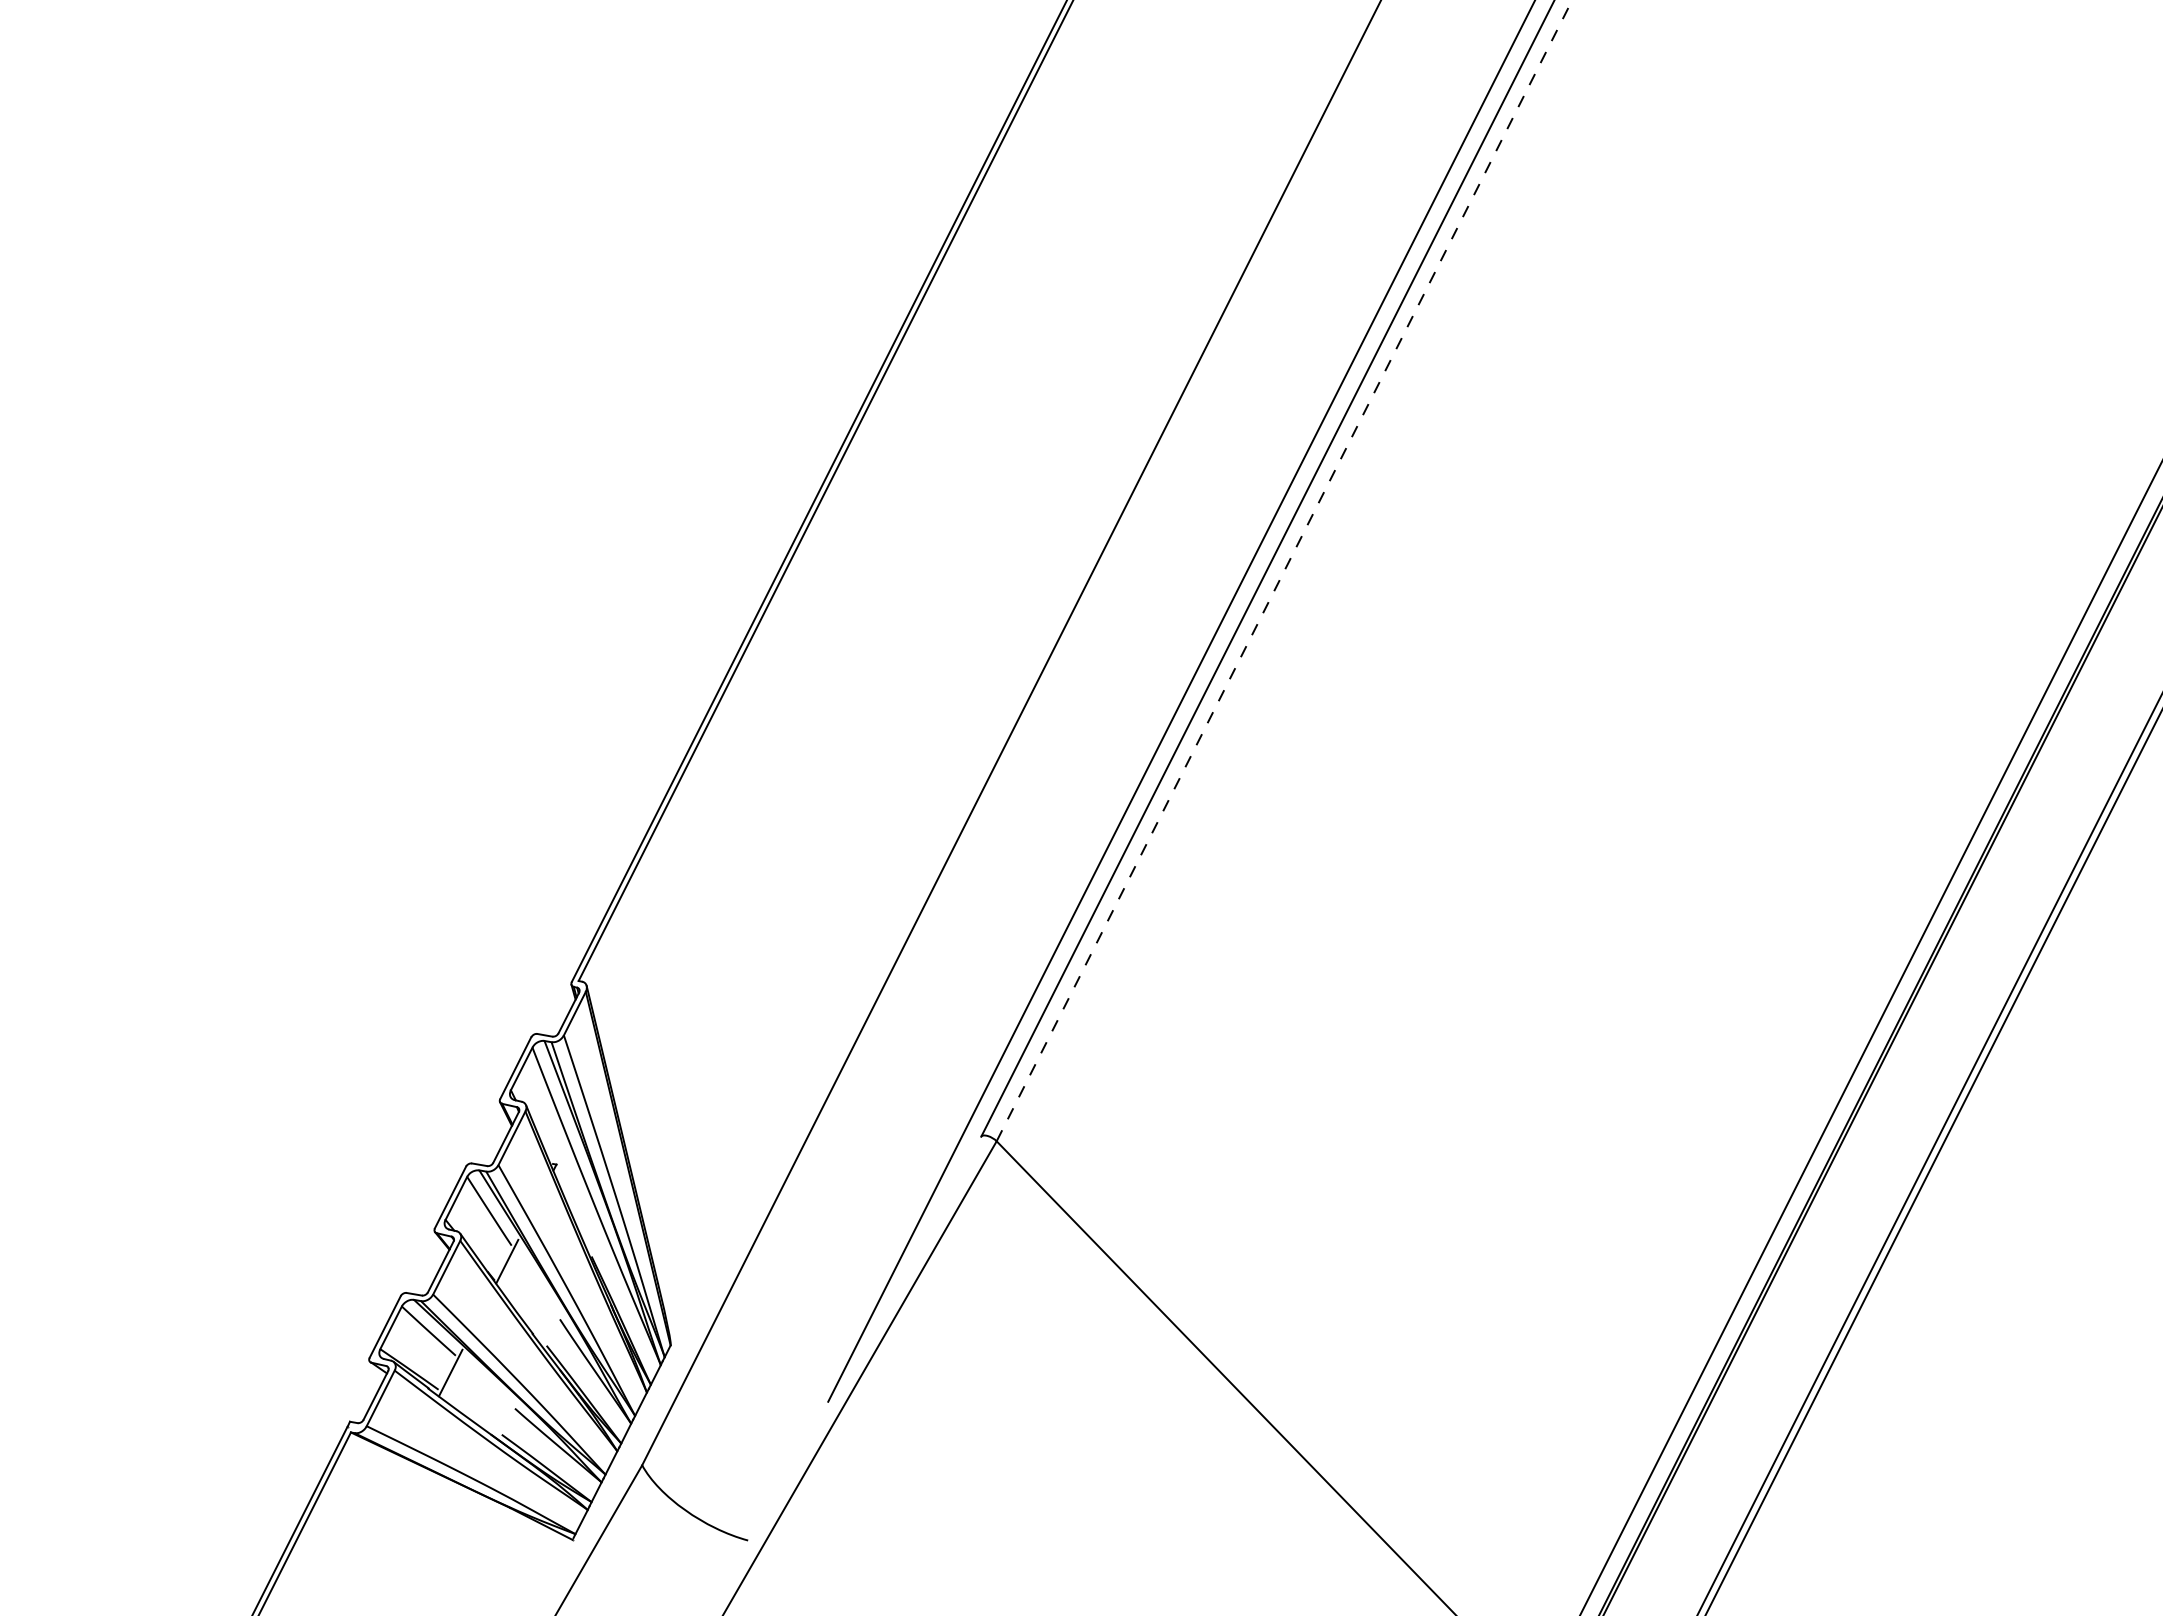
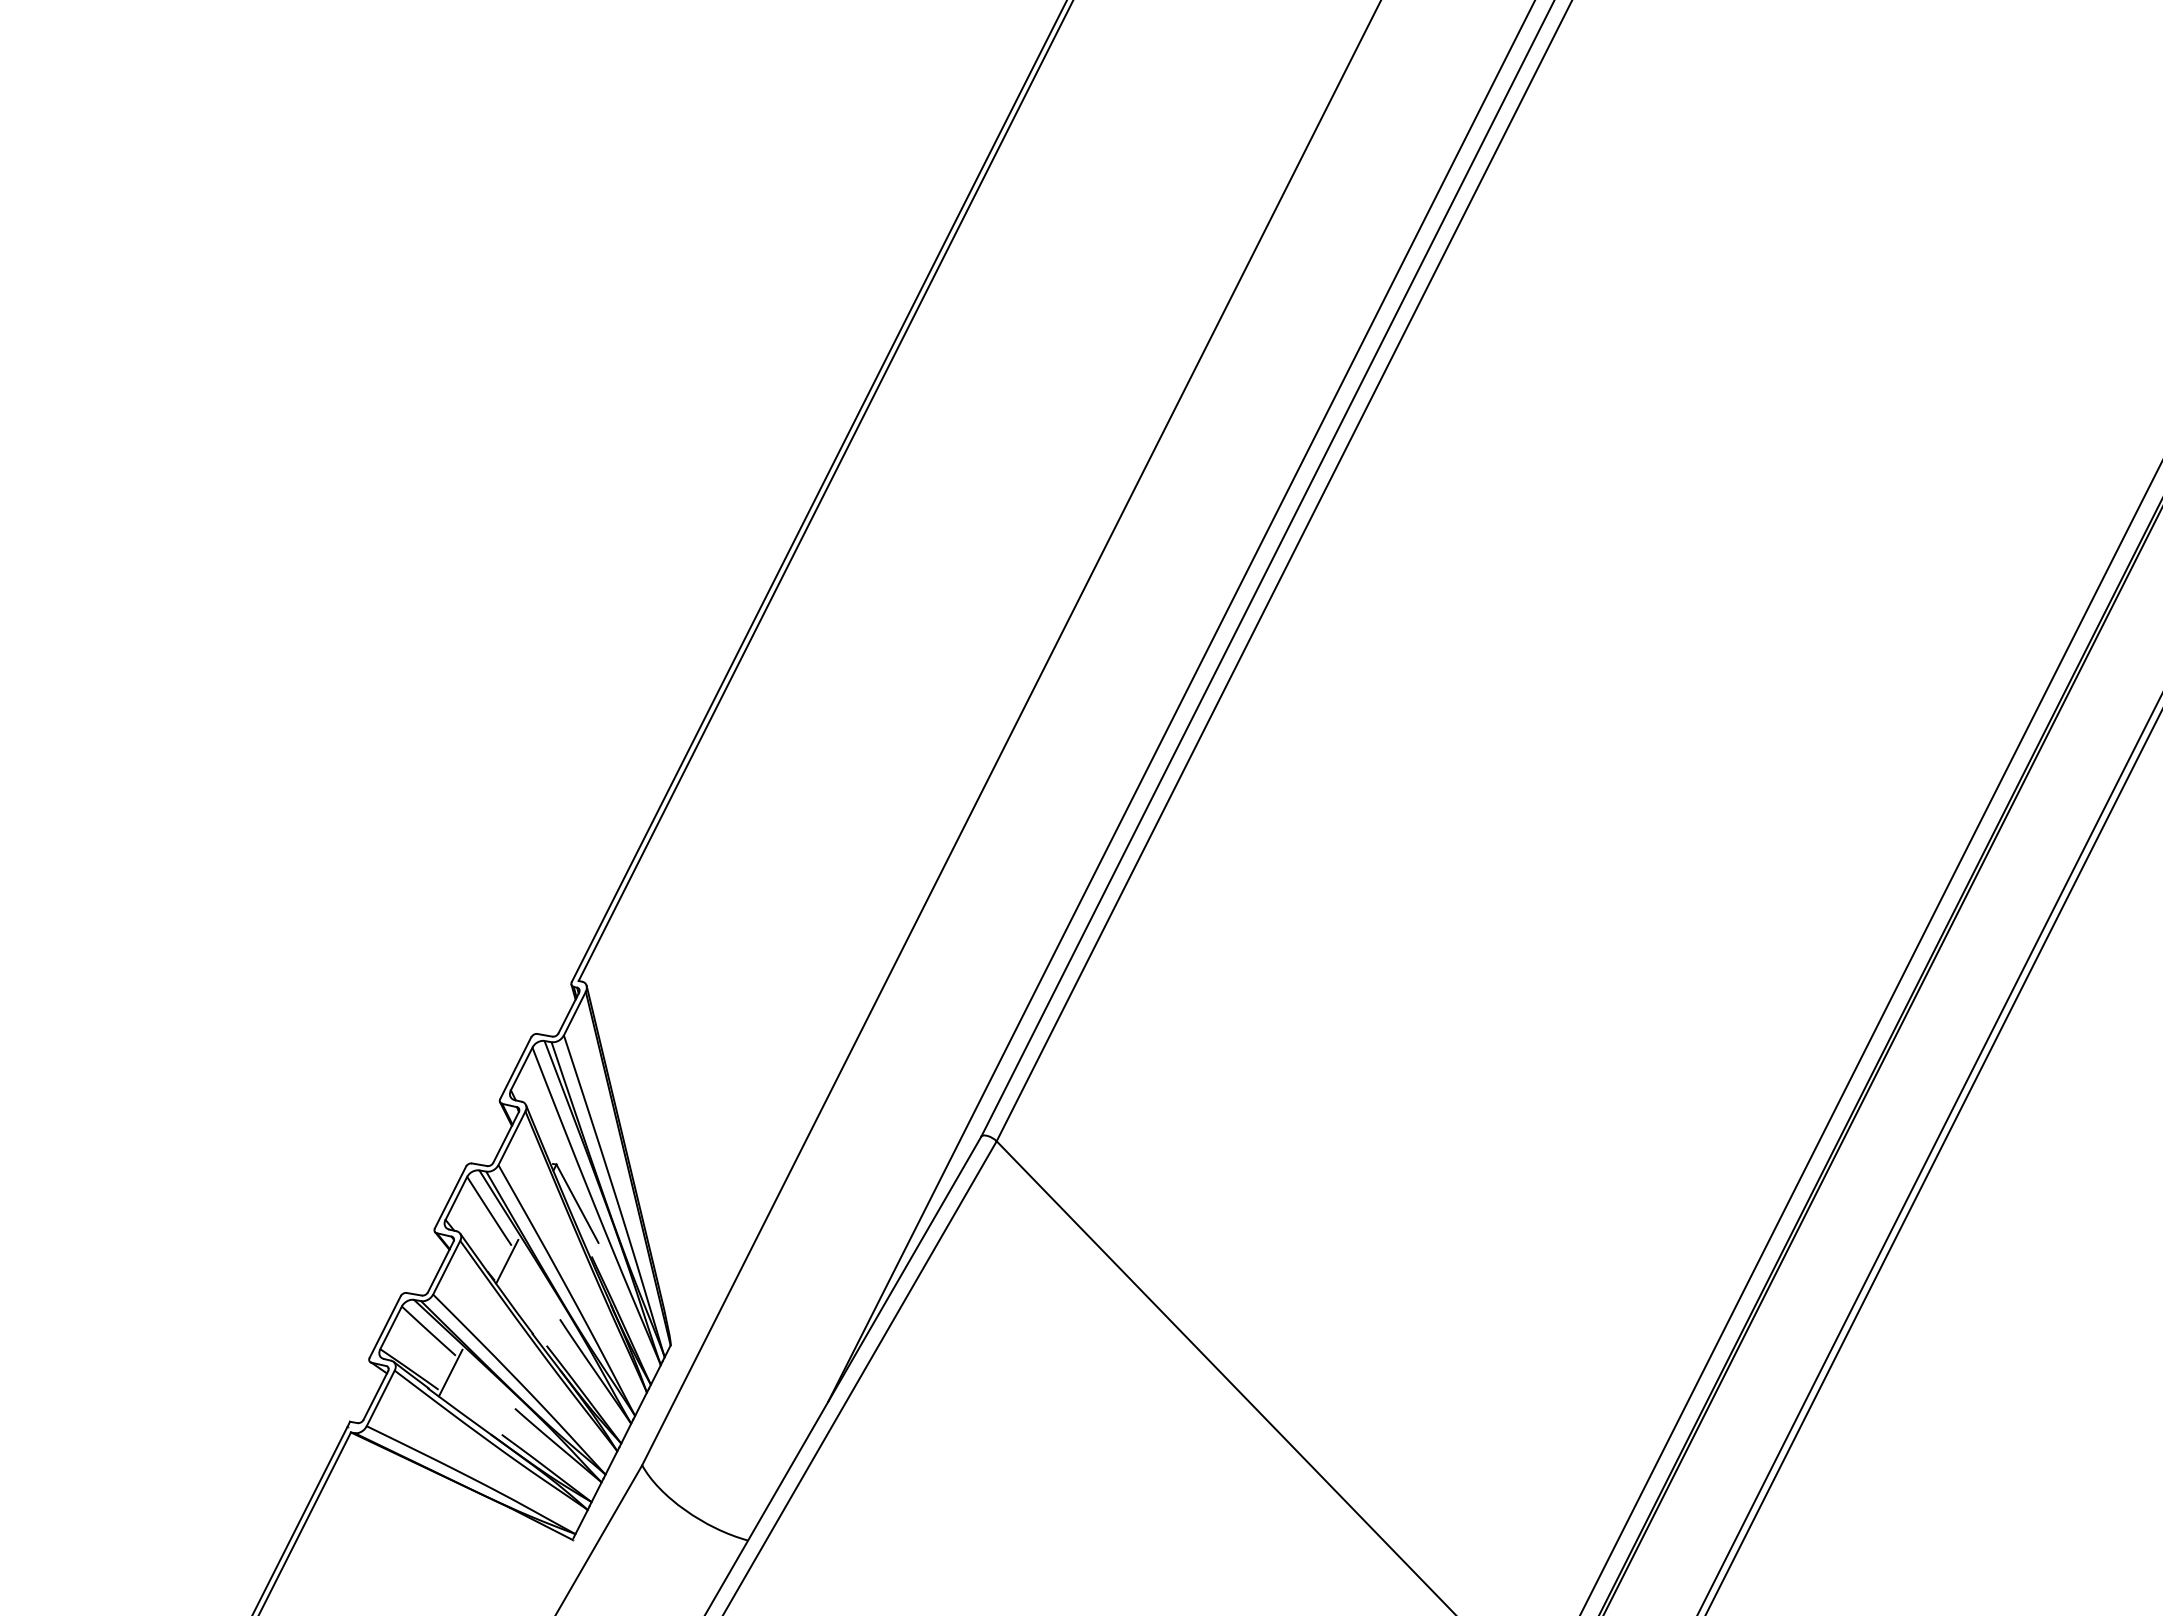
line: dashed -> solid (1284, 570)
line: none -> present (577, 1203)
line: none -> present (843, 1374)
